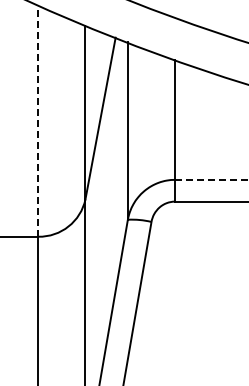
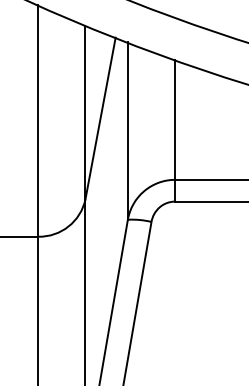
line: dashed -> solid (38, 121)
line: dashed -> solid (212, 179)
